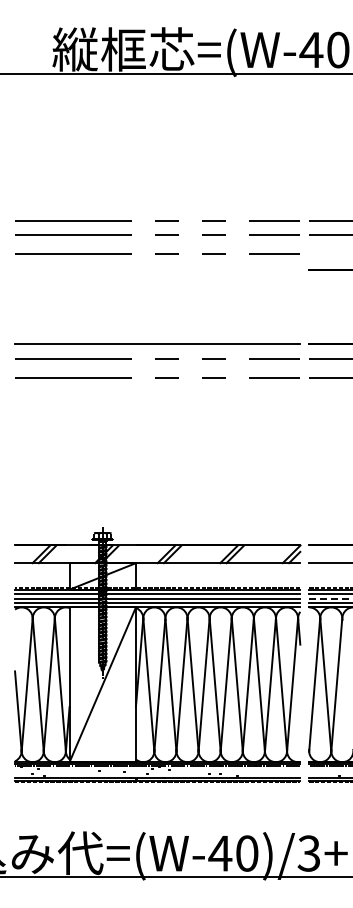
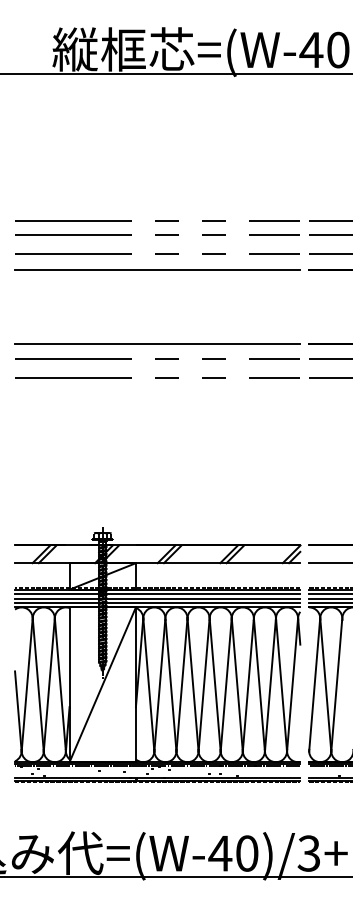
line: none -> present (329, 254)
line: none -> present (157, 269)
line: dashed -> solid (331, 598)
